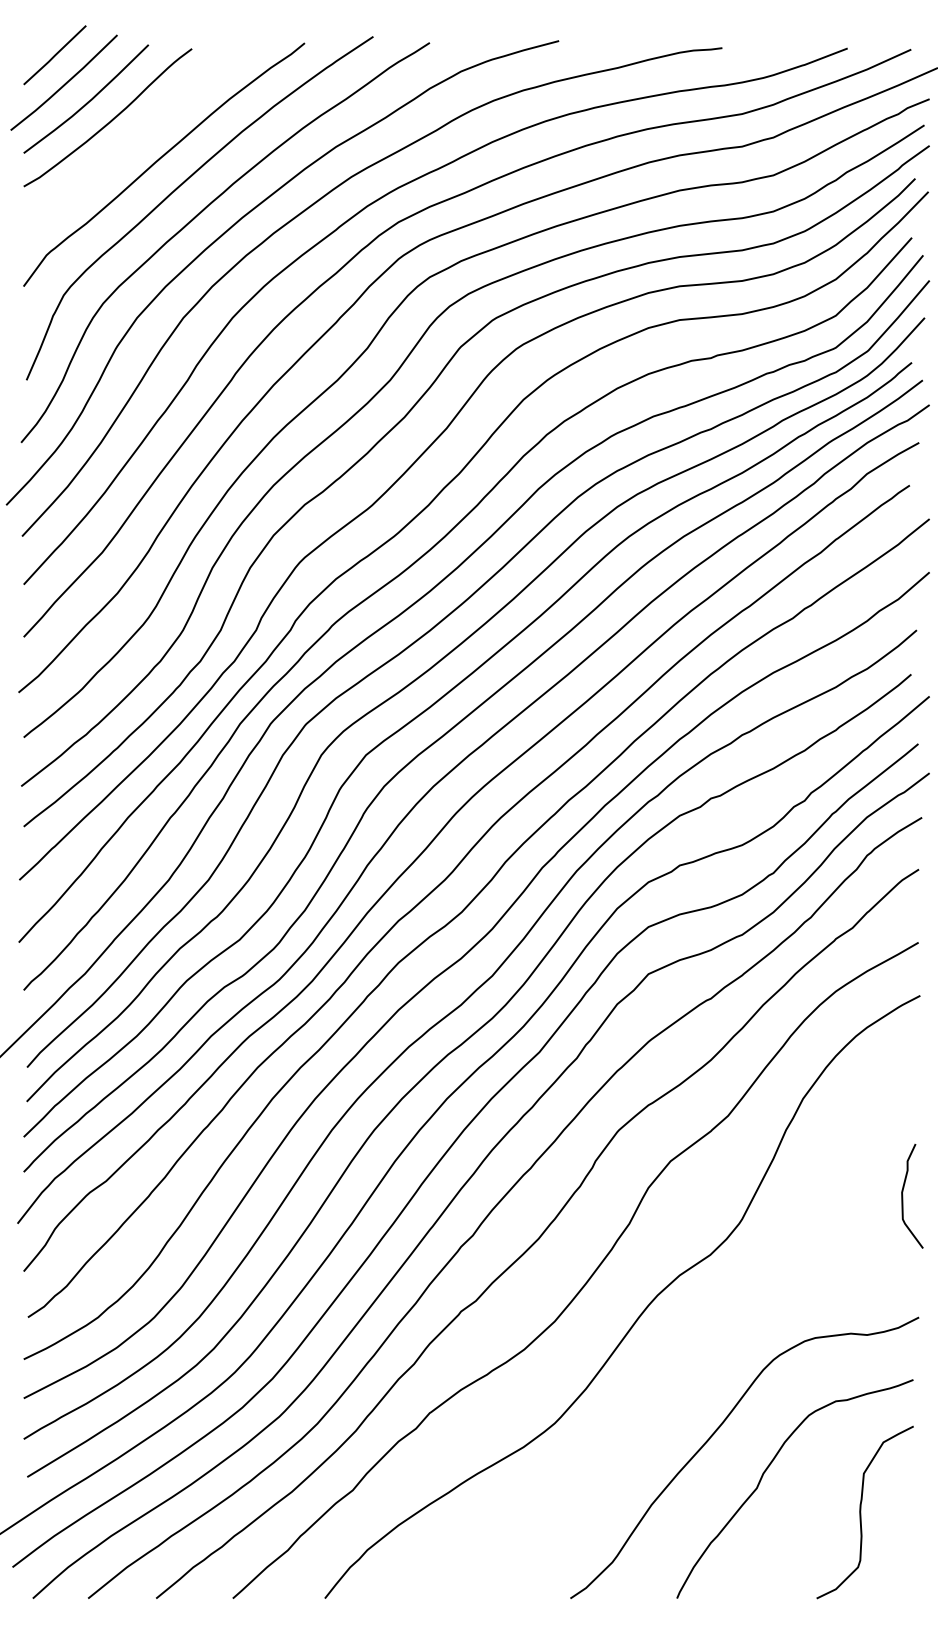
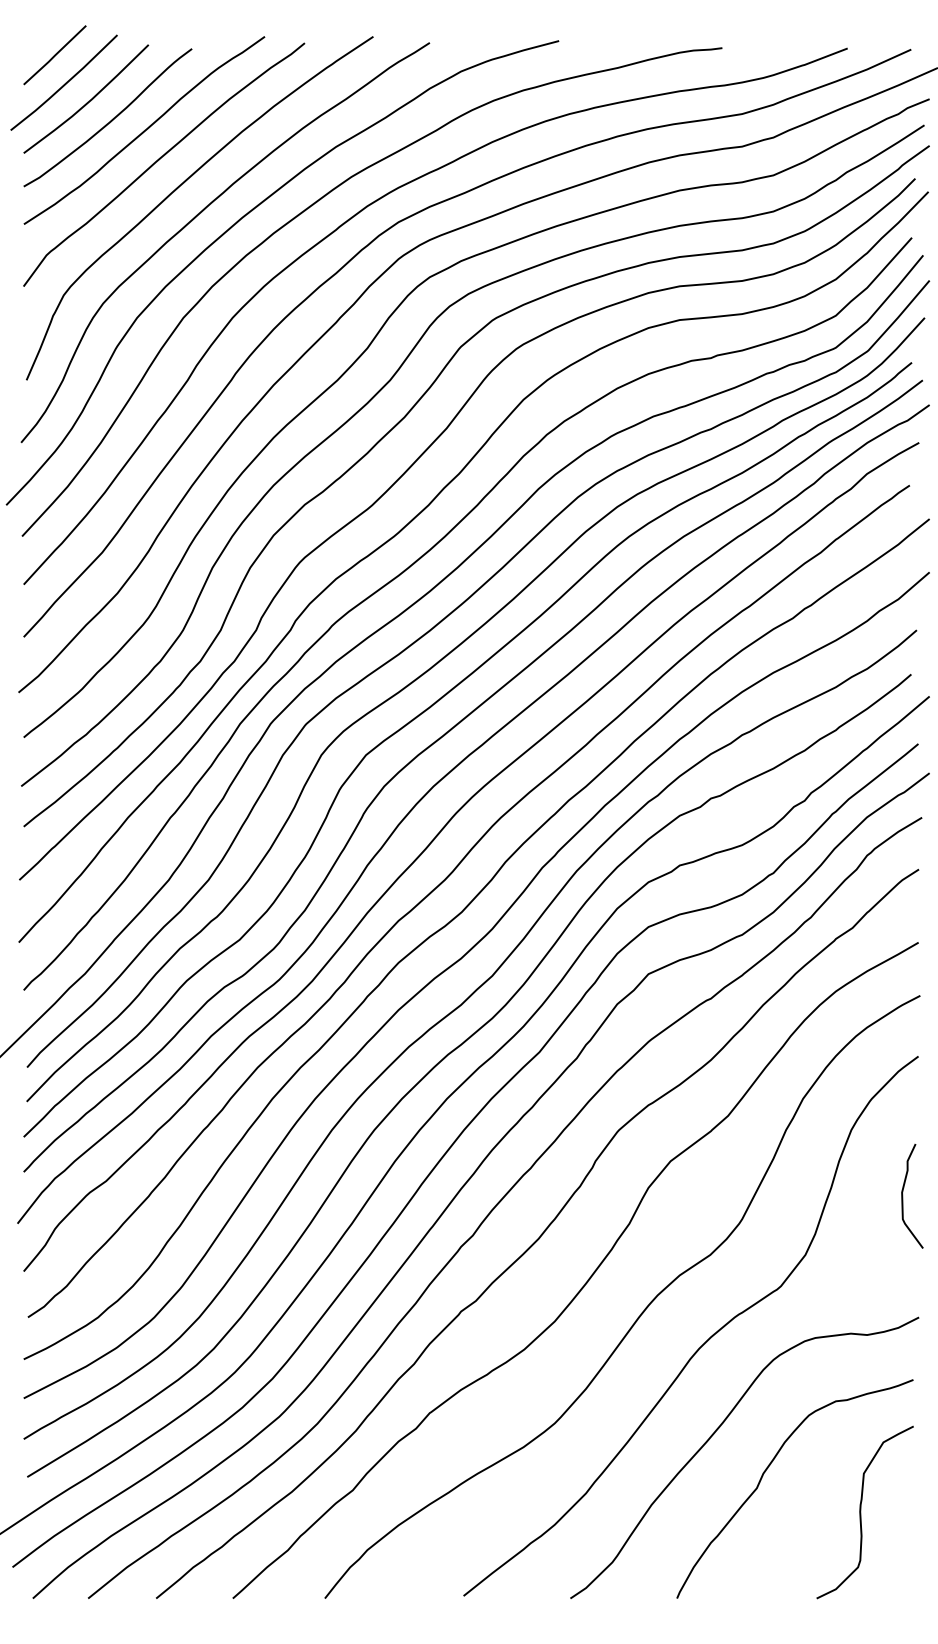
curve: none -> present (144, 130)
curve: none -> present (705, 1341)
